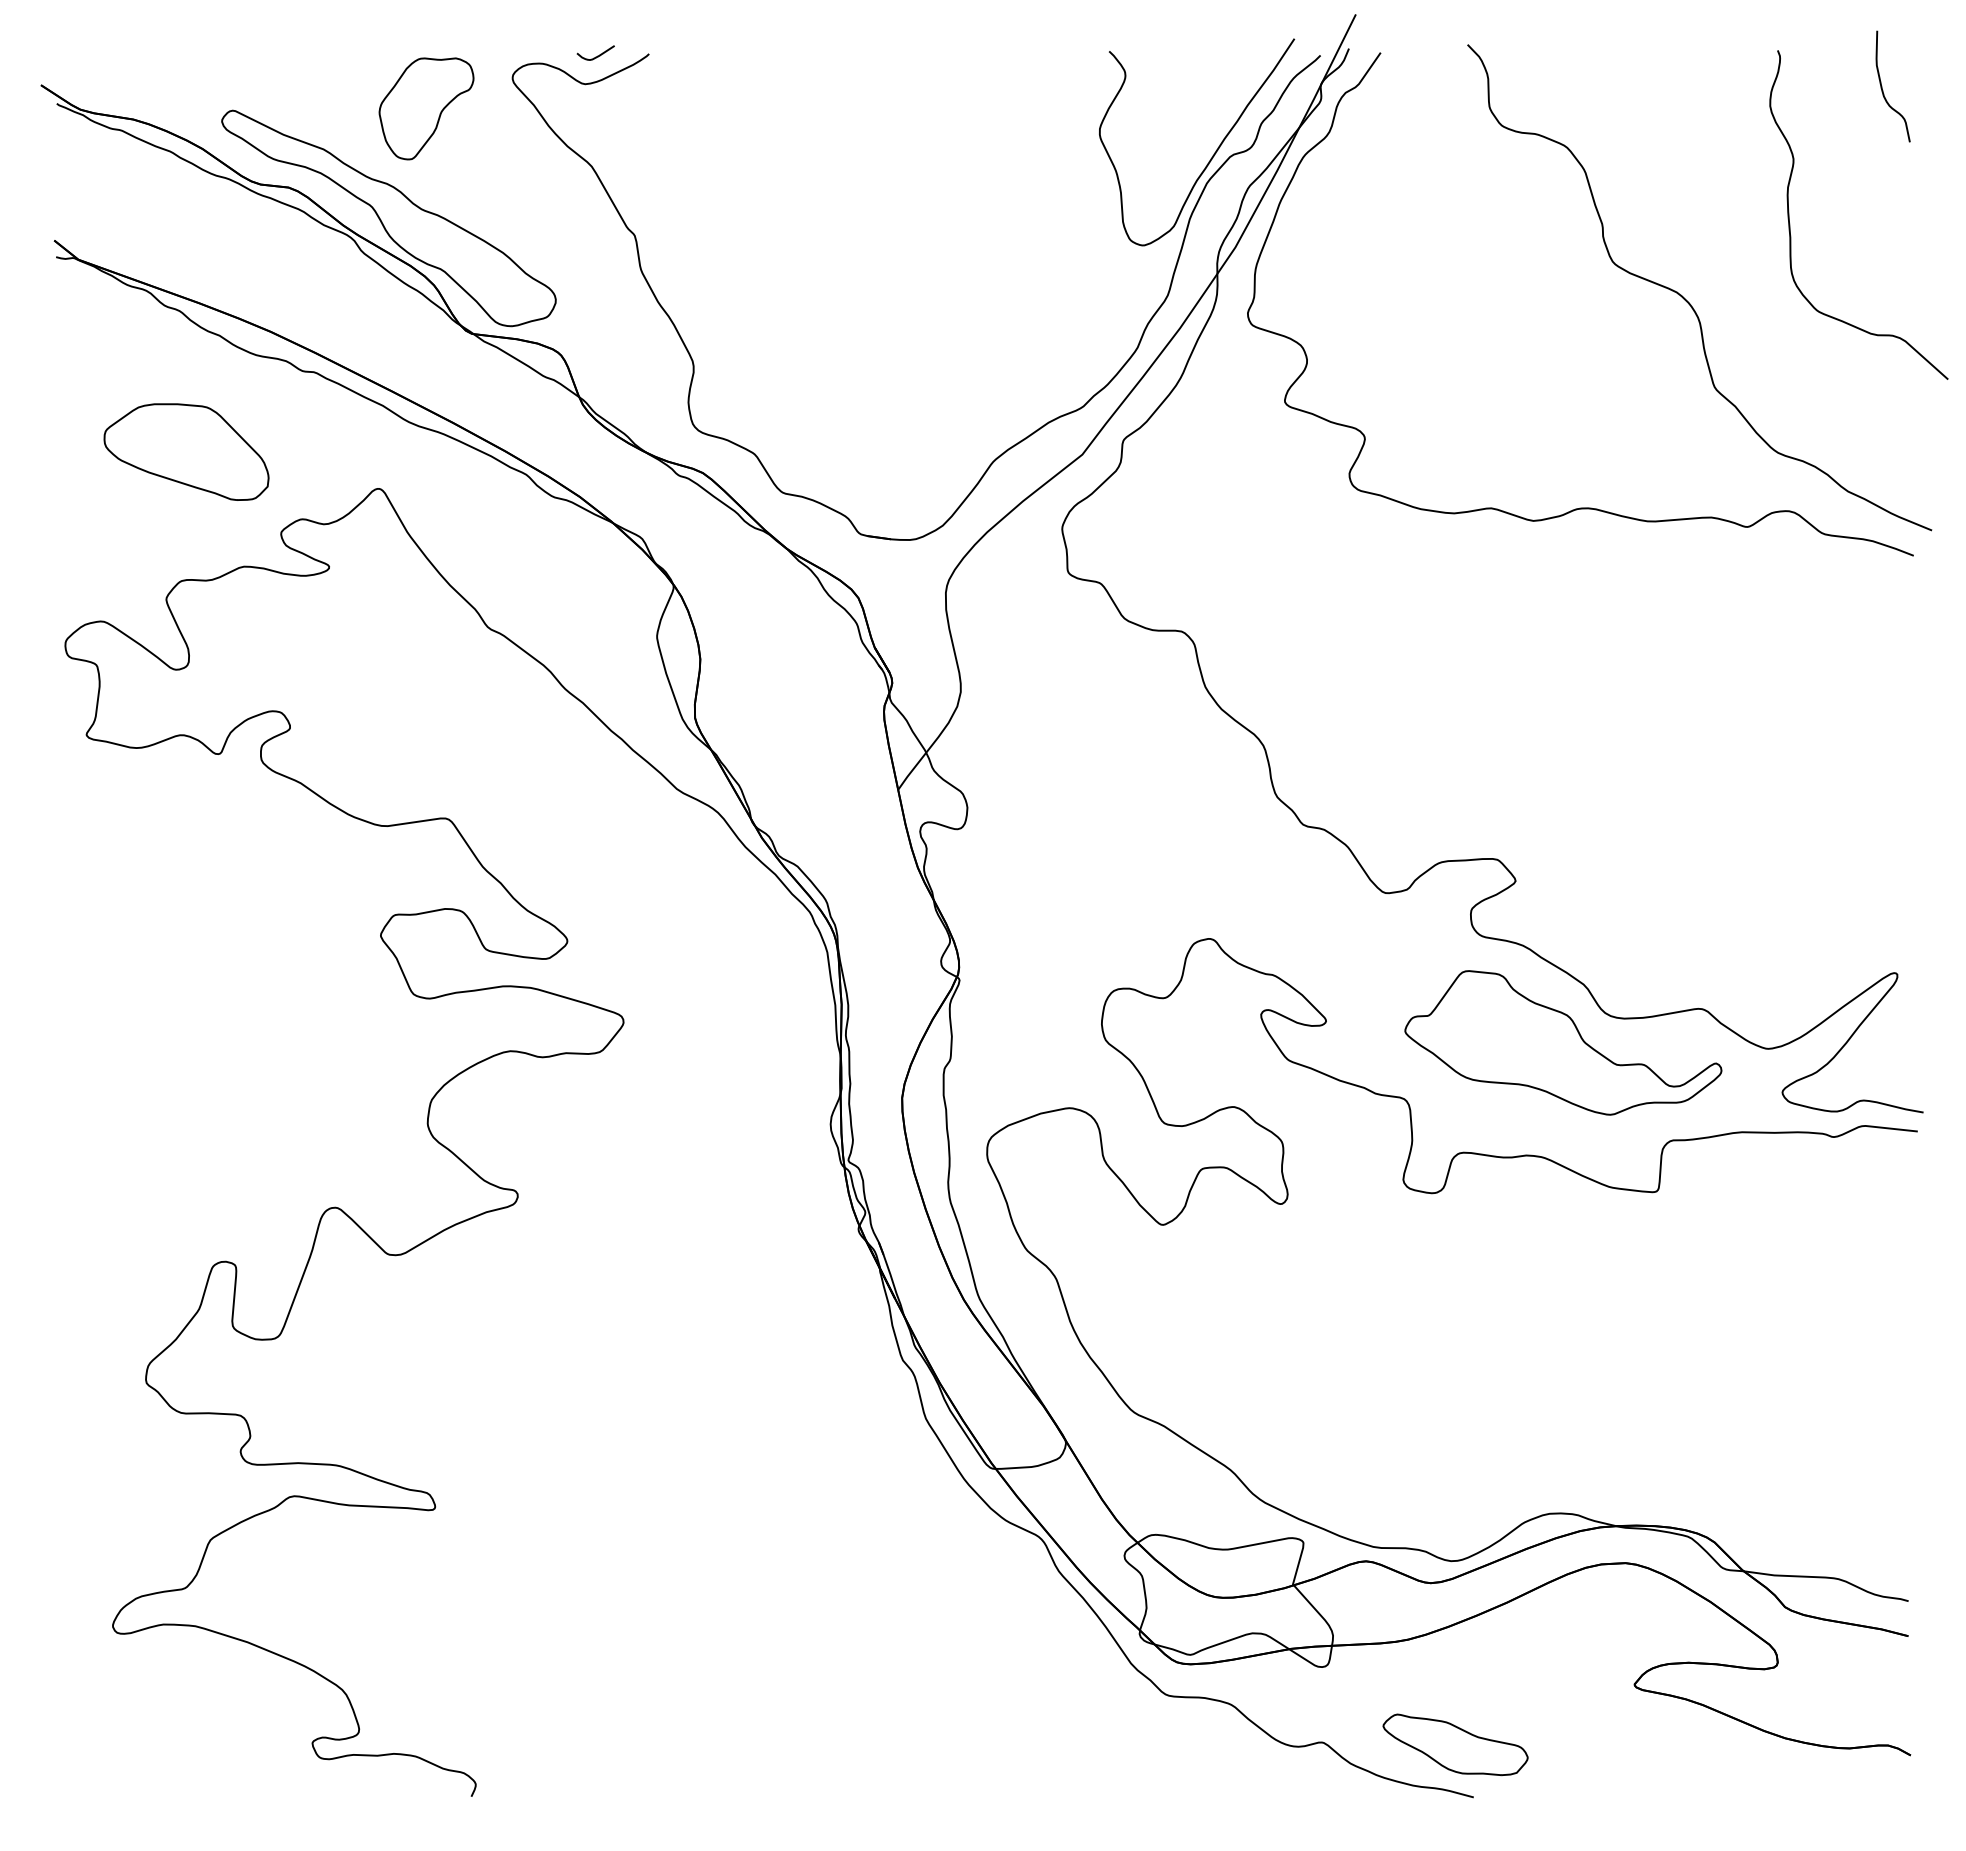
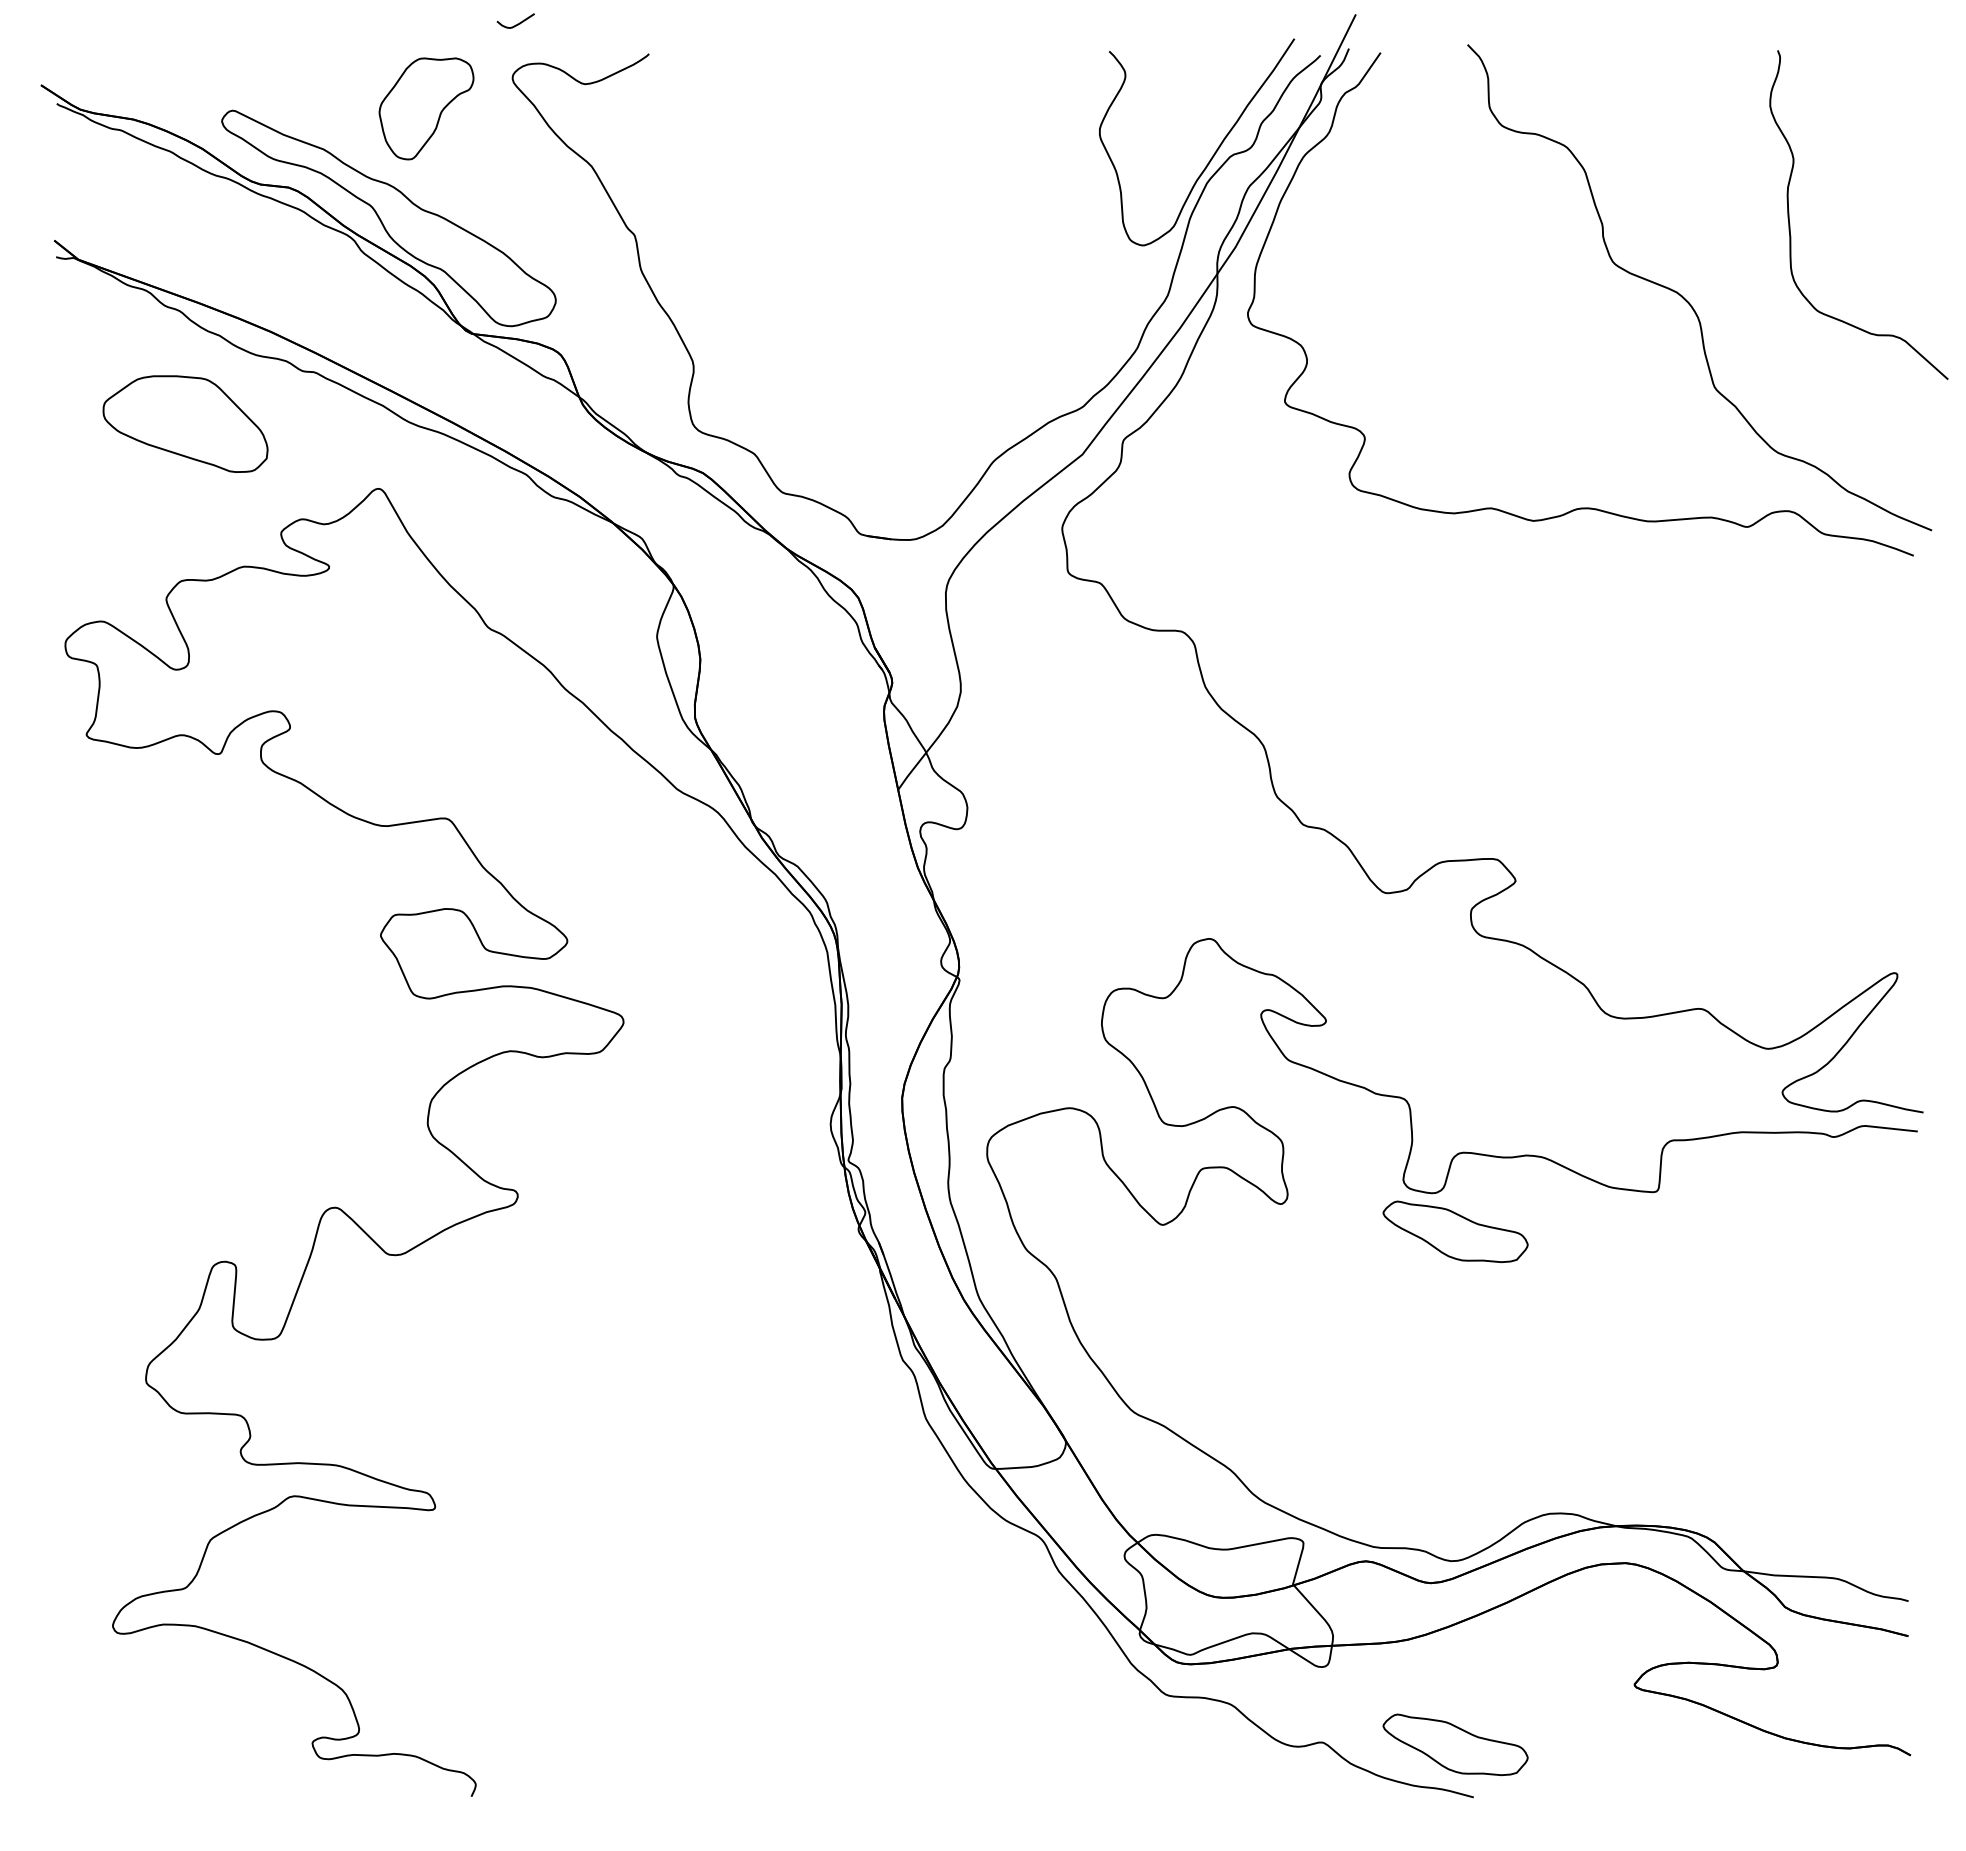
curve position: (597, 55) -> (517, 23) (517, 23)
curve: present -> none (1883, 90)
part position: (186, 451) -> (185, 423) (185, 423)
part: present -> none (1563, 1042)
part: none -> present (1455, 1231)
